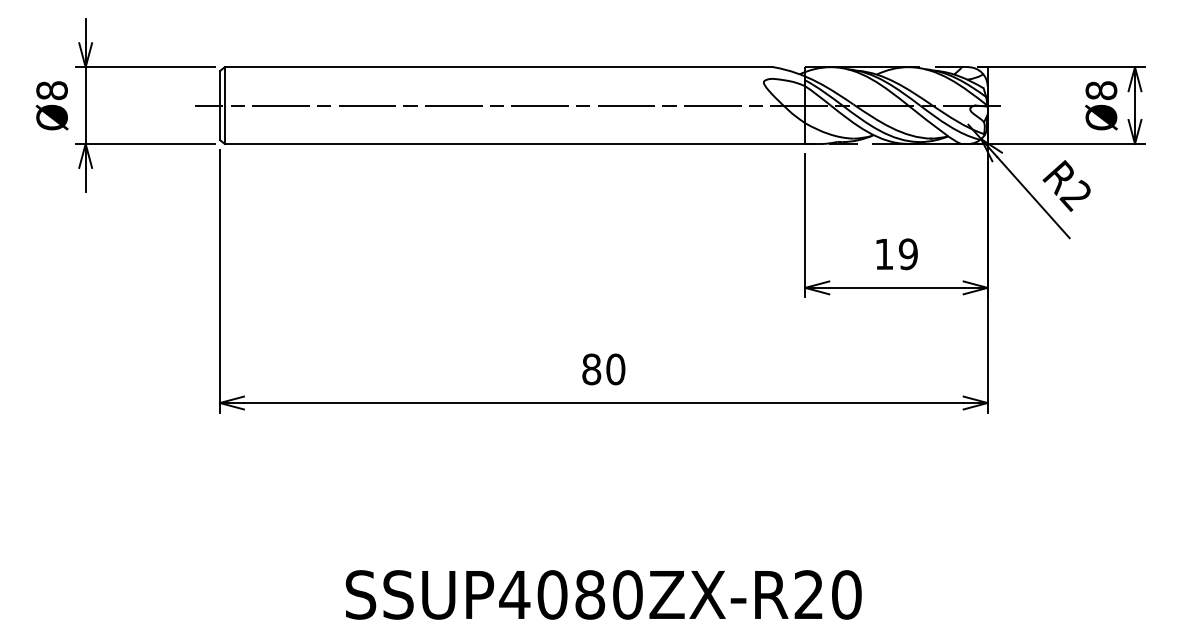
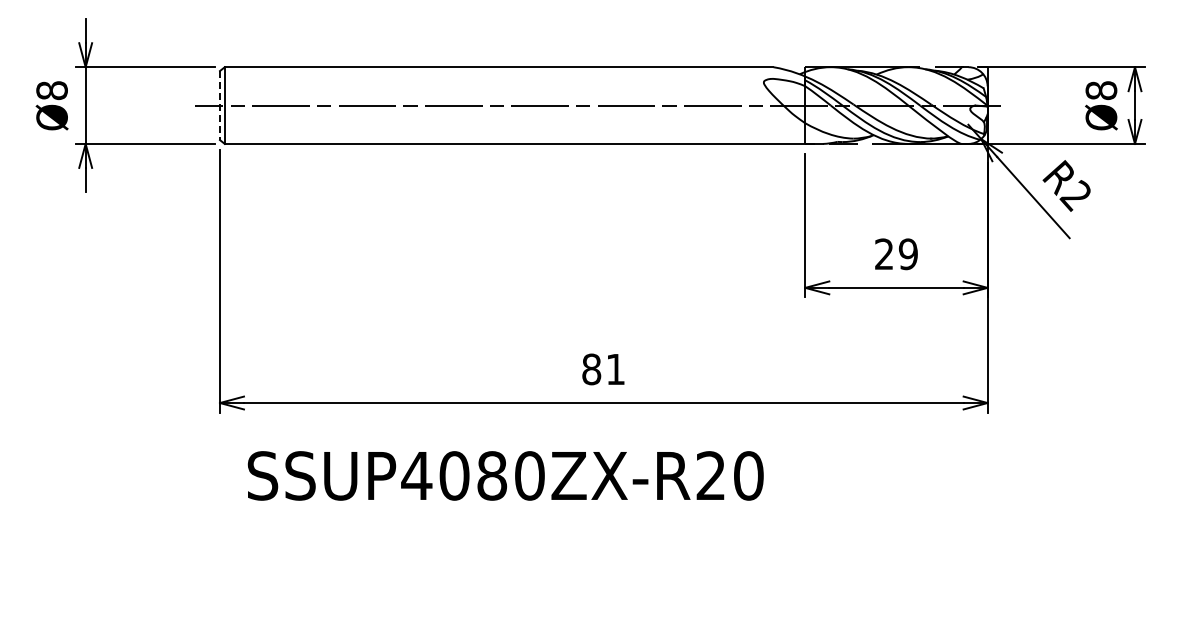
line: solid -> dashed (220, 105)
text: 19 -> 29 (883, 253)
text: 80 -> 81 (615, 369)
text position: (603, 594) -> (505, 475) (505, 475)
